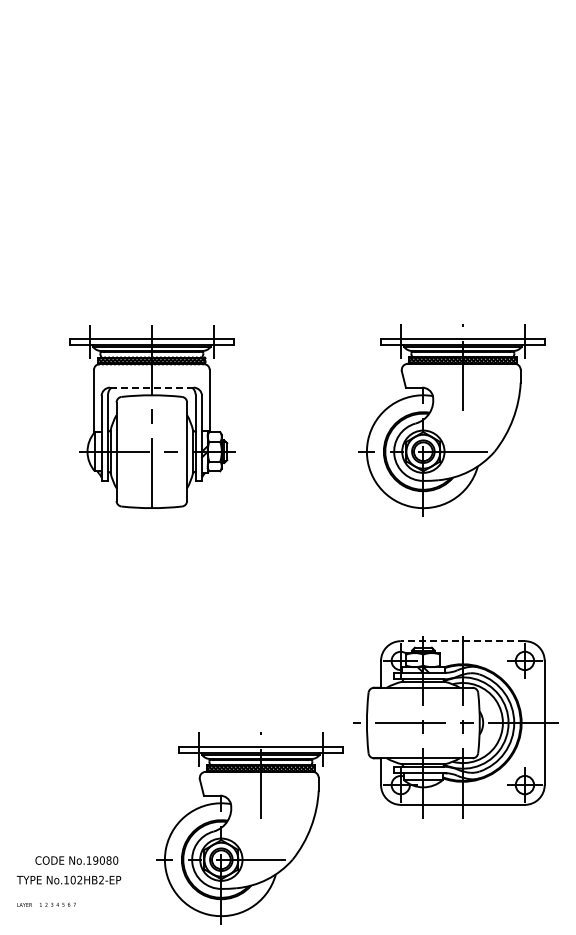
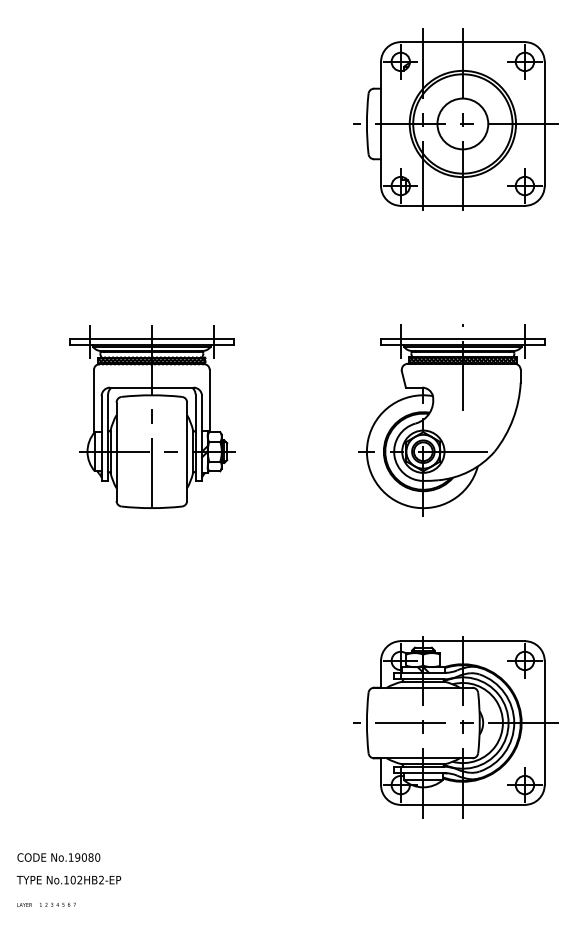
part: none -> present (455, 119)
line: dashed -> solid (151, 387)
line: dashed -> solid (462, 641)
part: present -> none (249, 828)
text position: (76, 860) -> (58, 857) (58, 857)
